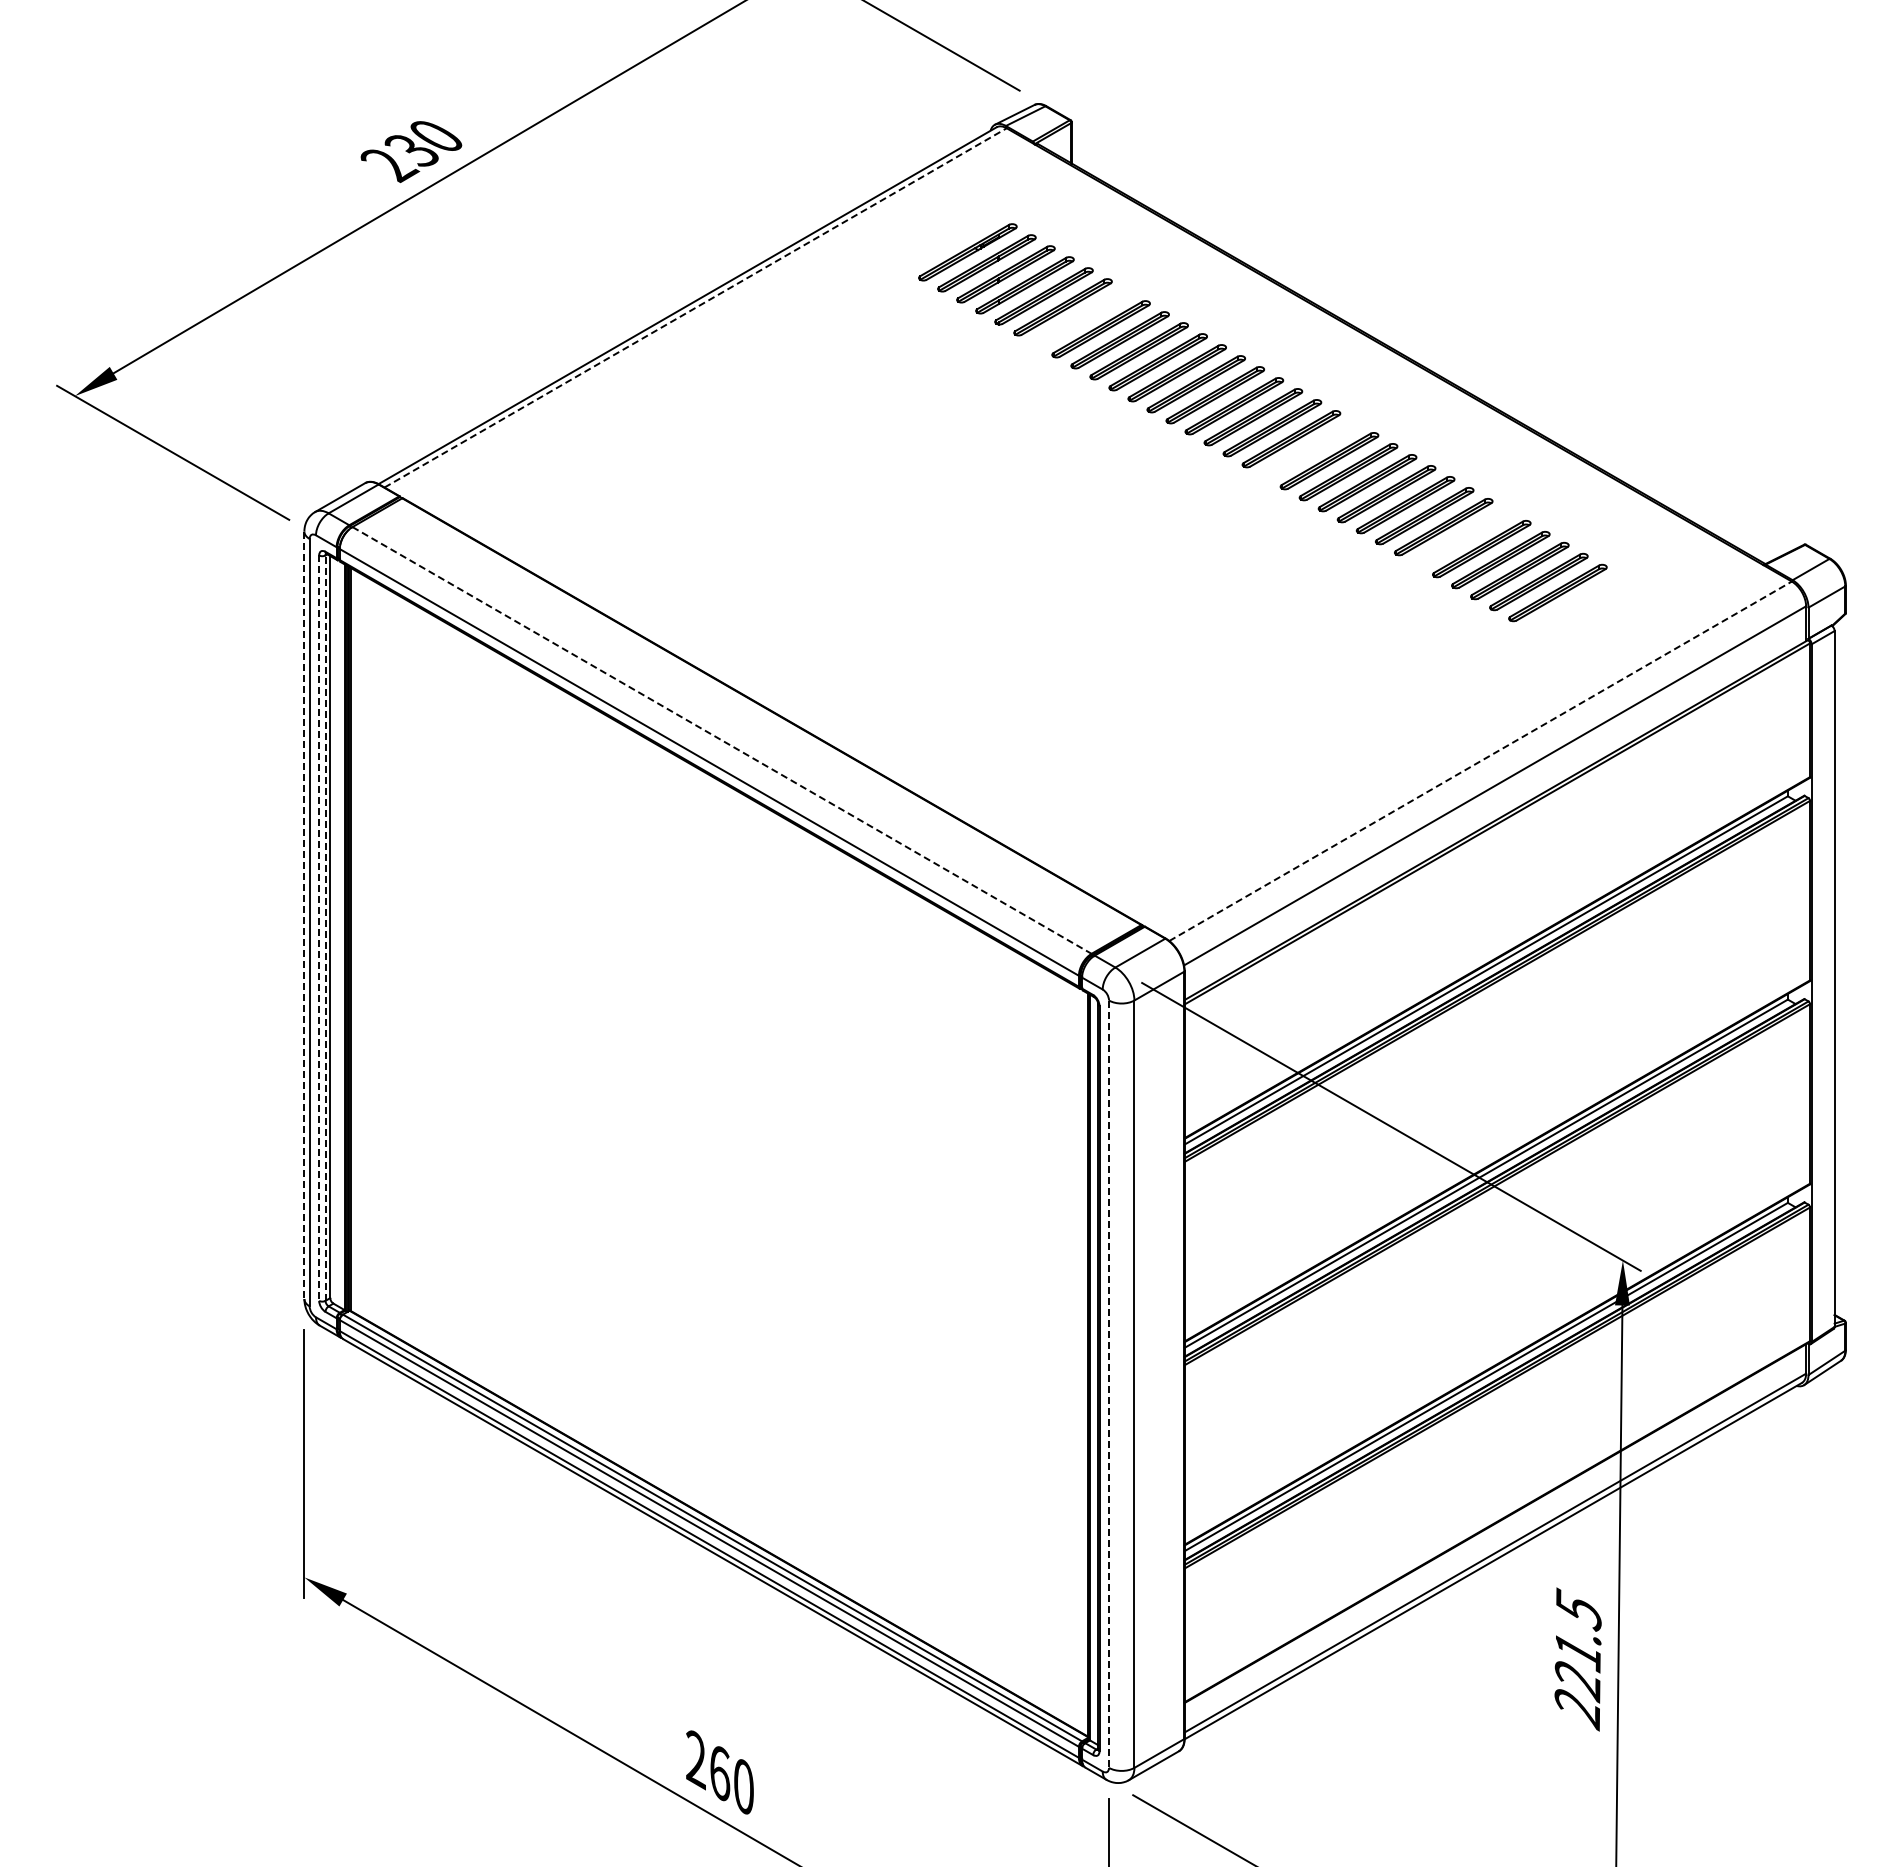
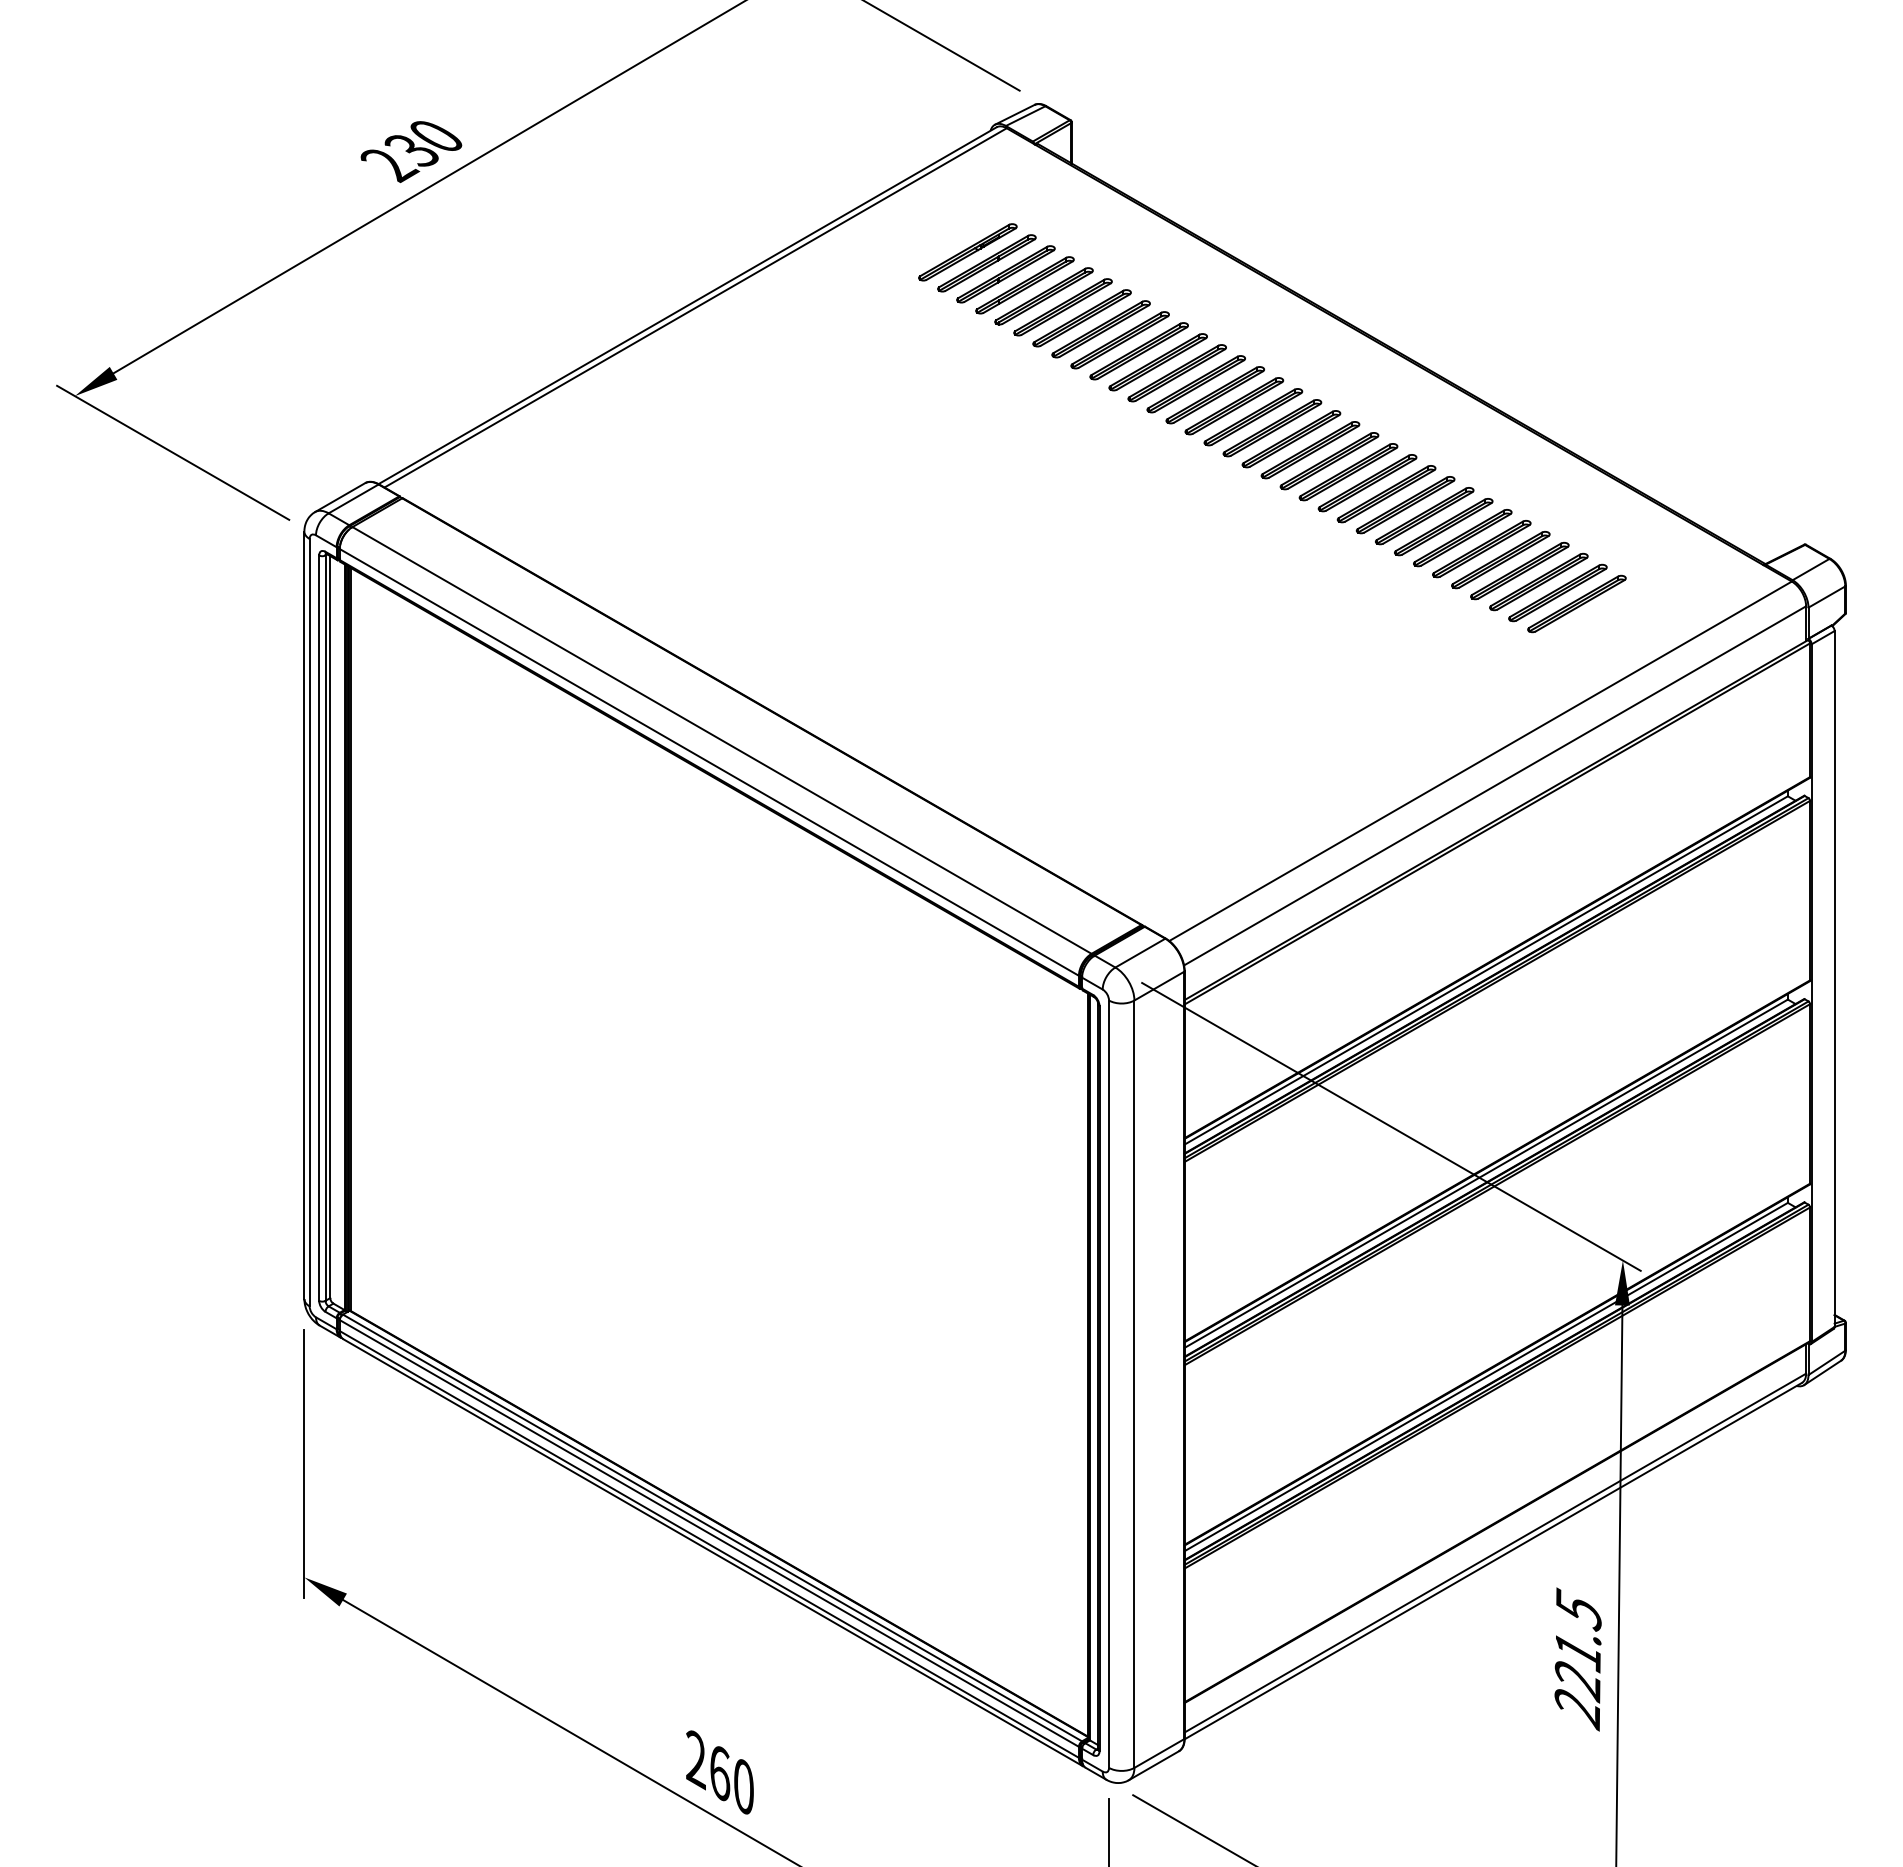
line: dashed -> solid (696, 307)
part: none -> present (1081, 318)
part: none -> present (1310, 450)
part: none -> present (1462, 538)
part: none -> present (1576, 603)
line: dashed -> solid (722, 740)
line: dashed -> solid (1481, 761)
line: dashed -> solid (304, 915)
line: dashed -> solid (319, 928)
line: dashed -> solid (325, 928)
line: dashed -> solid (1109, 1384)
